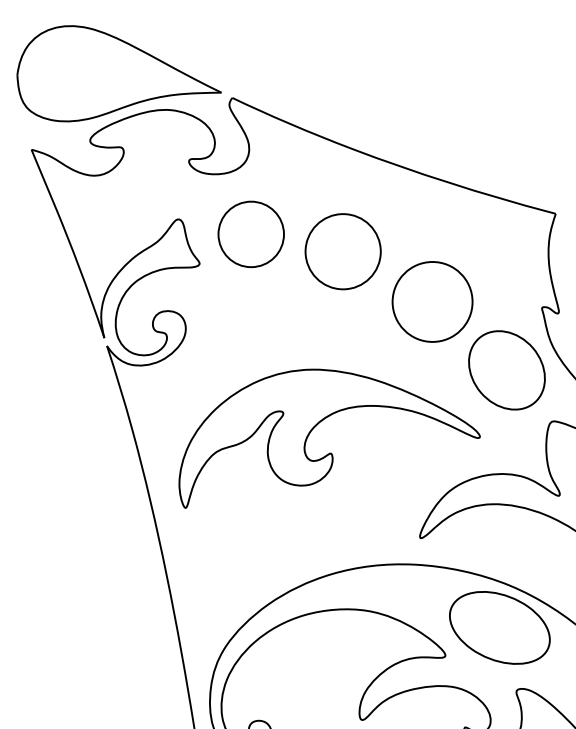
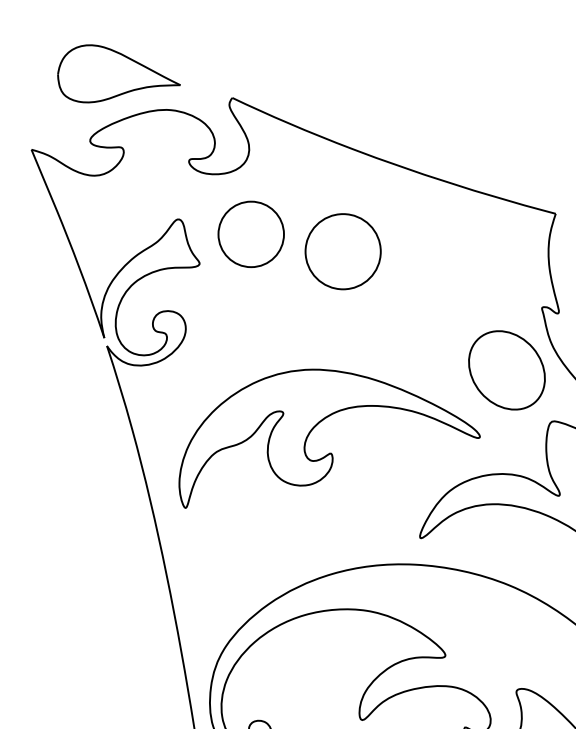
part size: 206x98 px -> 124x60 px (118, 73)
part: present -> none (432, 301)
part: present -> none (499, 627)
